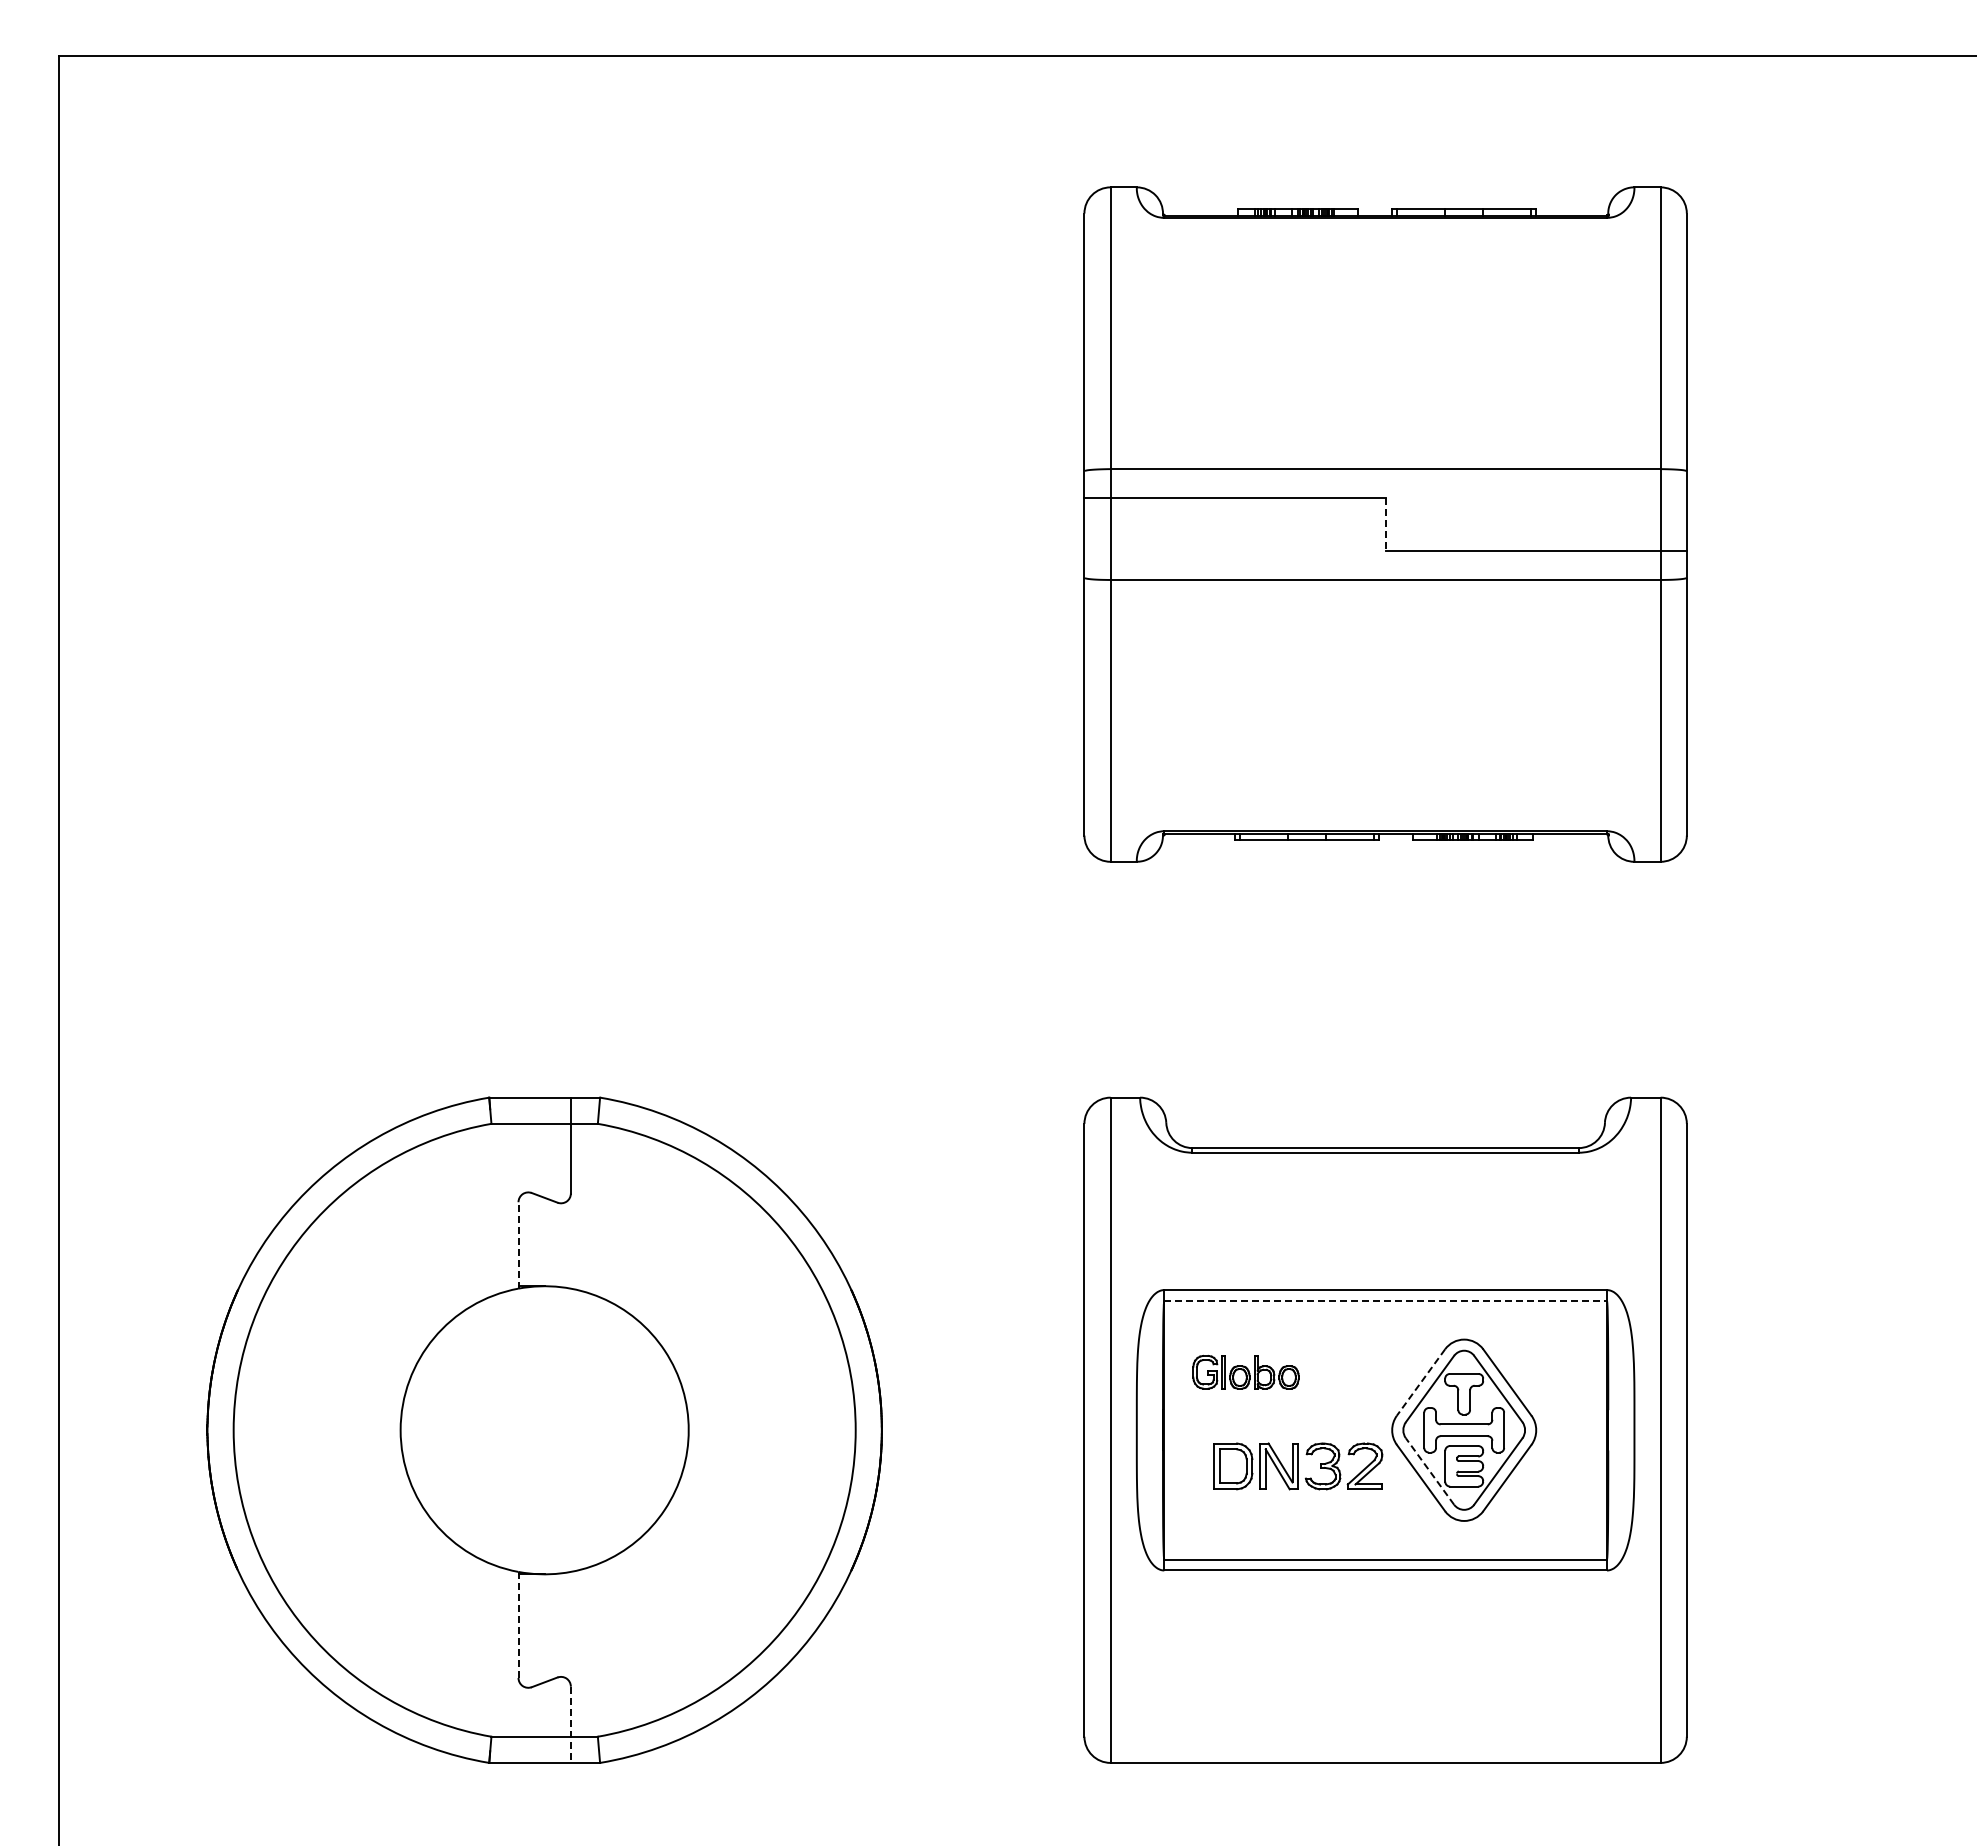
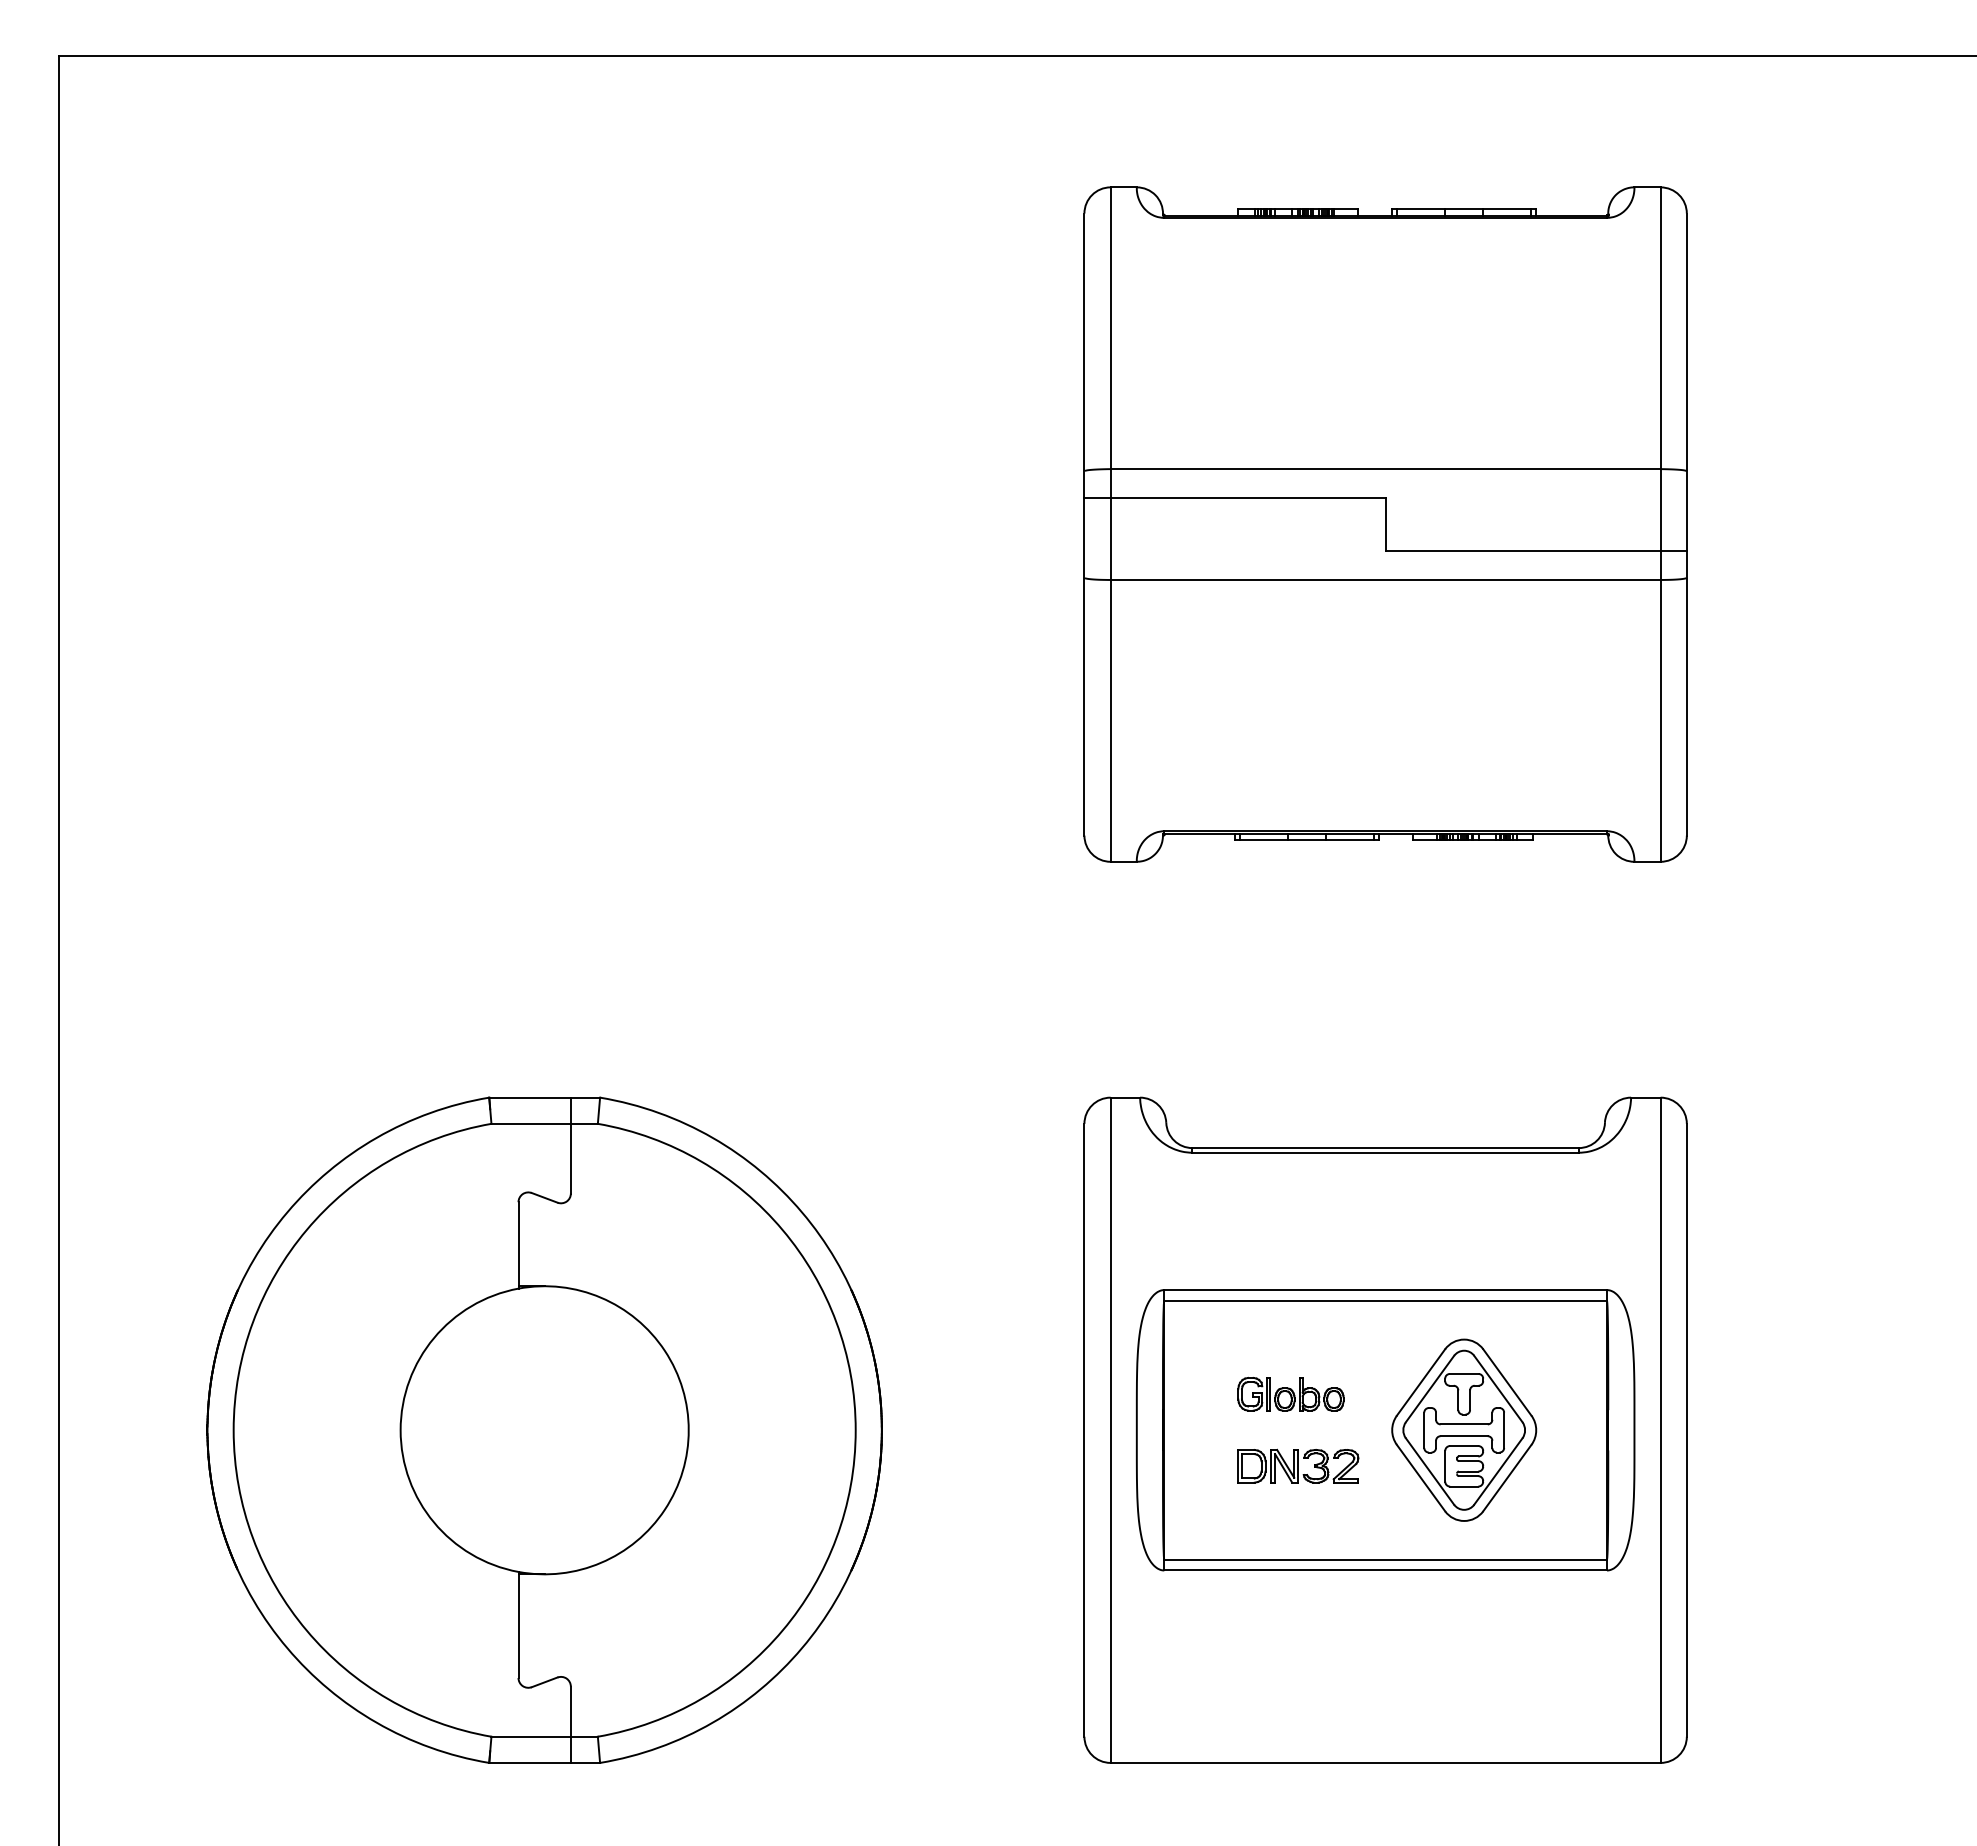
line: dashed -> solid (1385, 525)
line: dashed -> solid (518, 1244)
line: dashed -> solid (1386, 1300)
part position: (1245, 1371) -> (1290, 1393) (1290, 1393)
line: dashed -> solid (1420, 1382)
part size: 171x49 px -> 123x36 px (1298, 1465)
line: dashed -> solid (1429, 1471)
line: dashed -> solid (518, 1624)
line: dashed -> solid (570, 1725)
